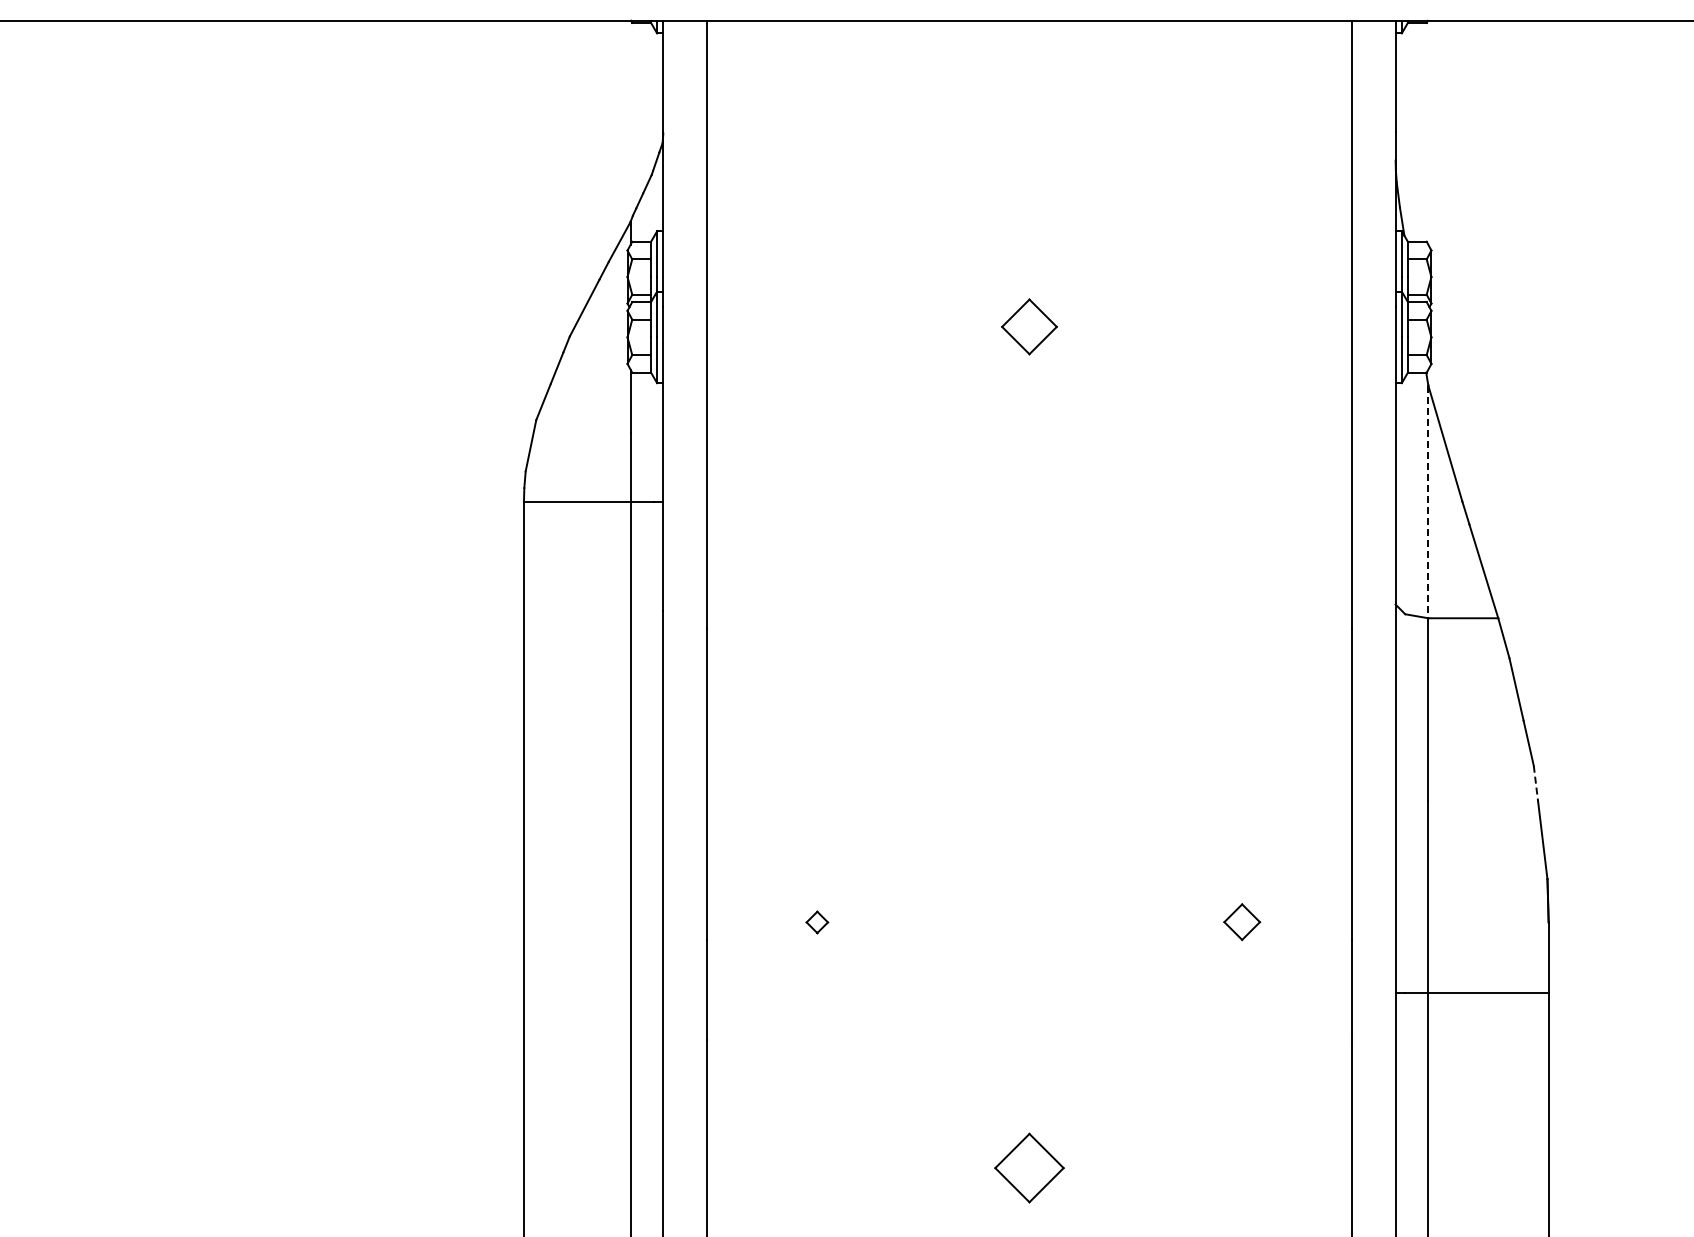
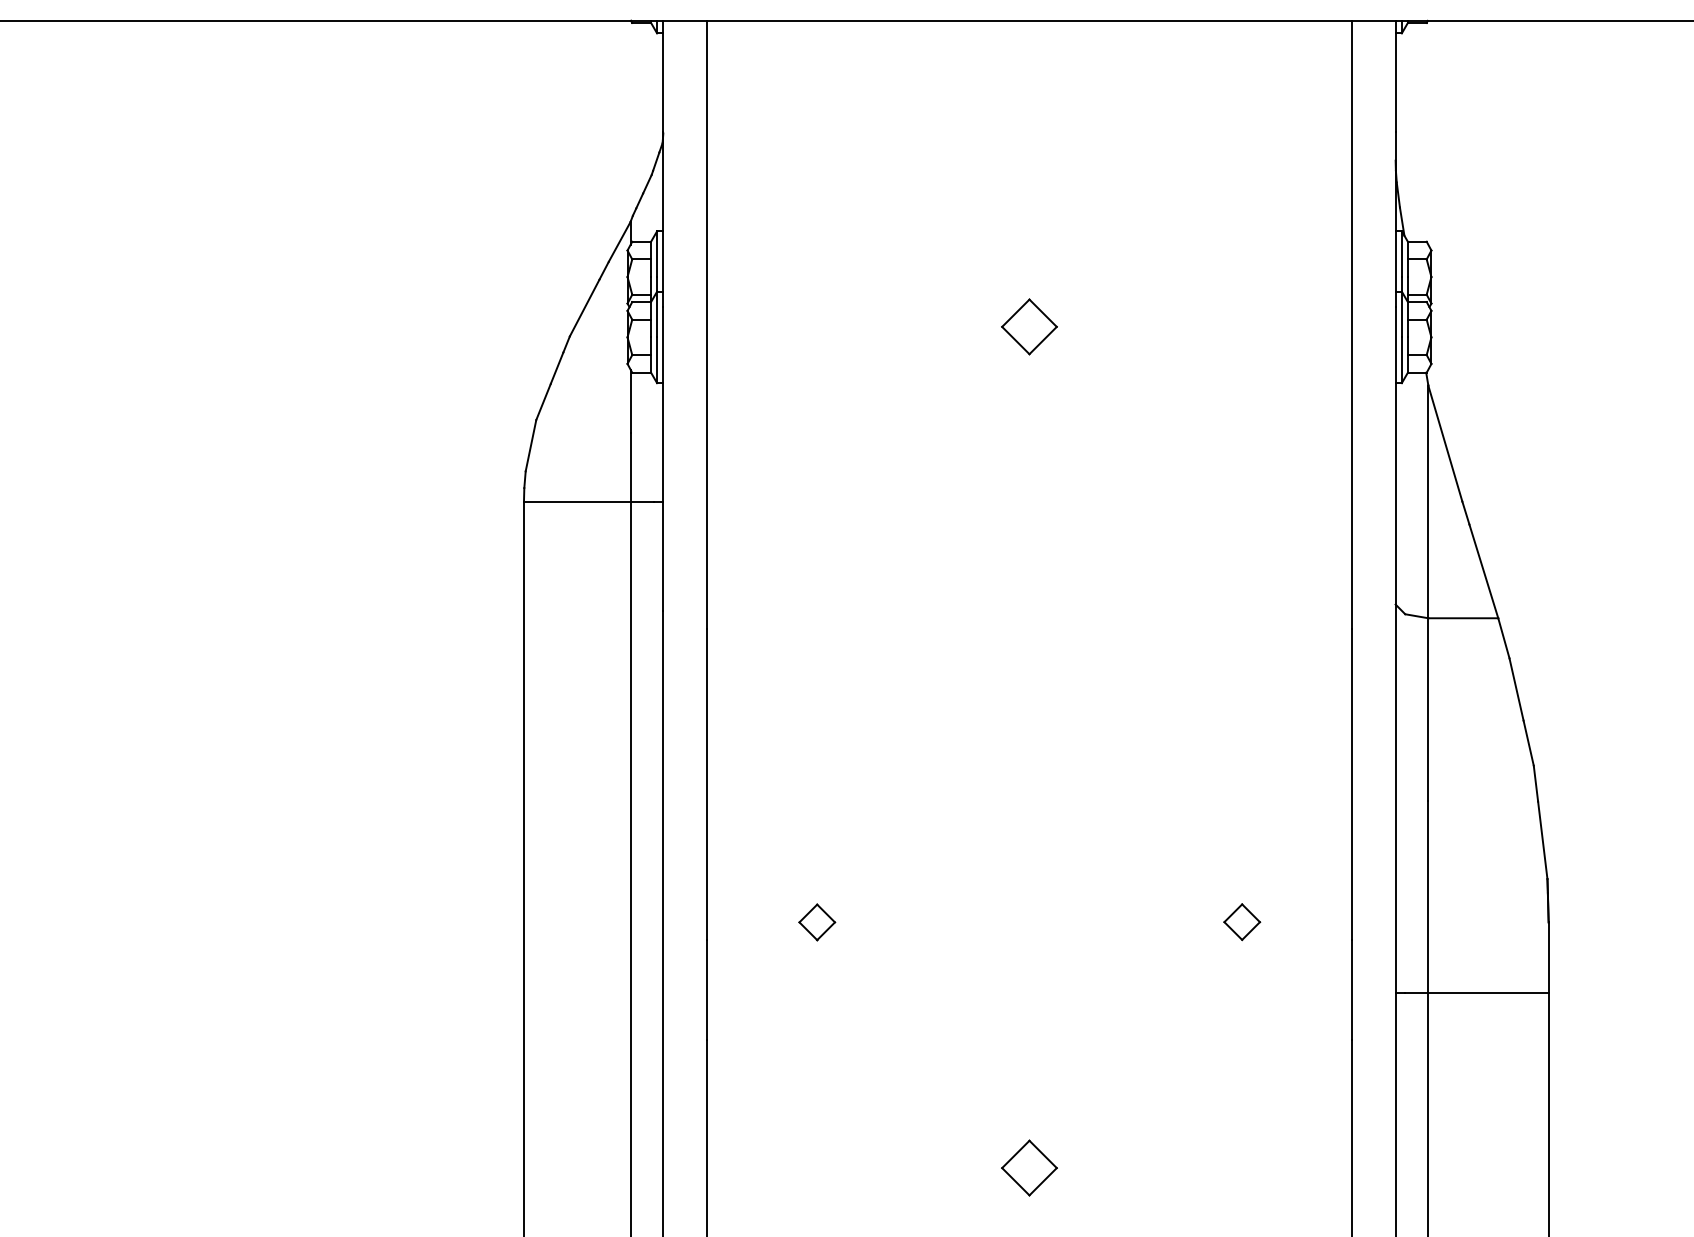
line: dashed -> solid (1428, 502)
line: dashed -> solid (1536, 784)
part size: 25x25 px -> 39x39 px (817, 922)
part size: 71x72 px -> 57x58 px (1029, 1167)
